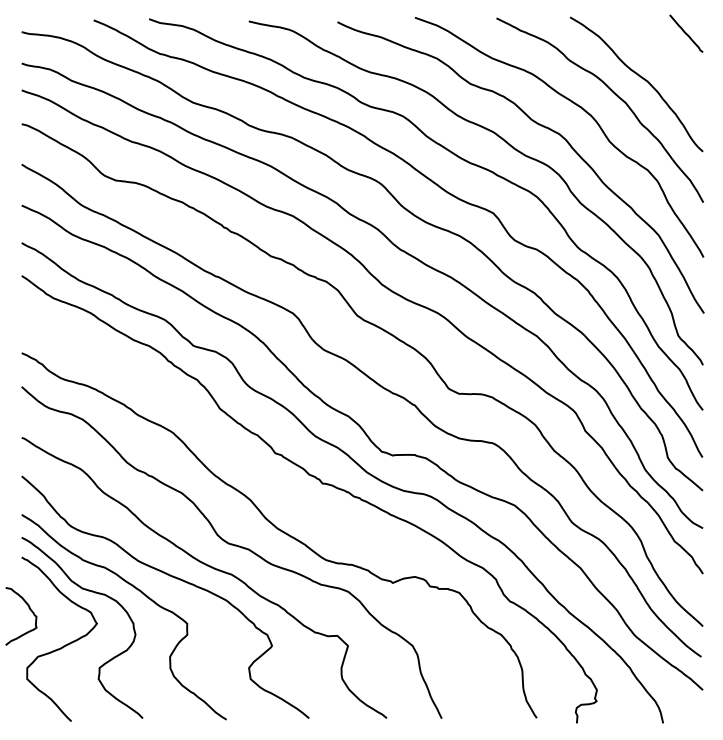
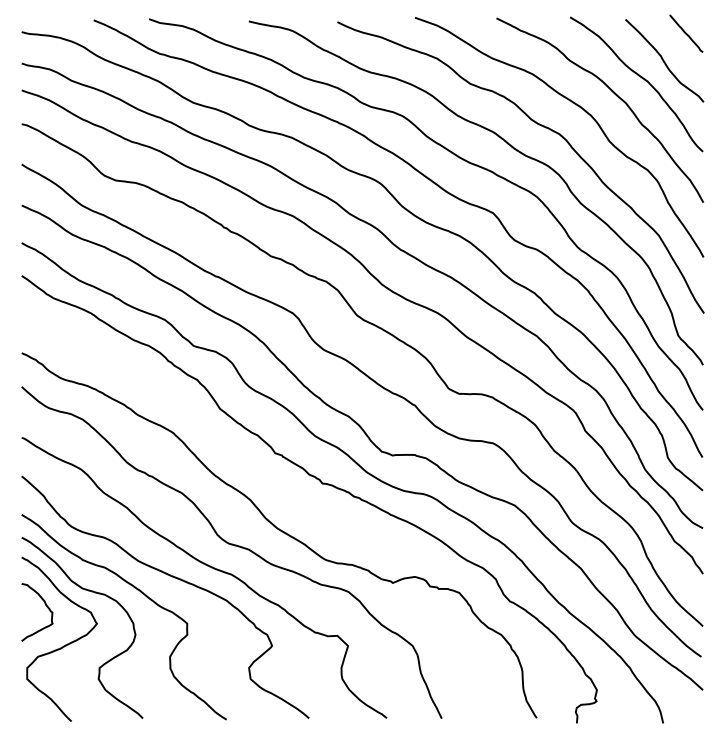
curve: none -> present (664, 60)
curve position: (29, 609) -> (45, 605) (45, 605)
